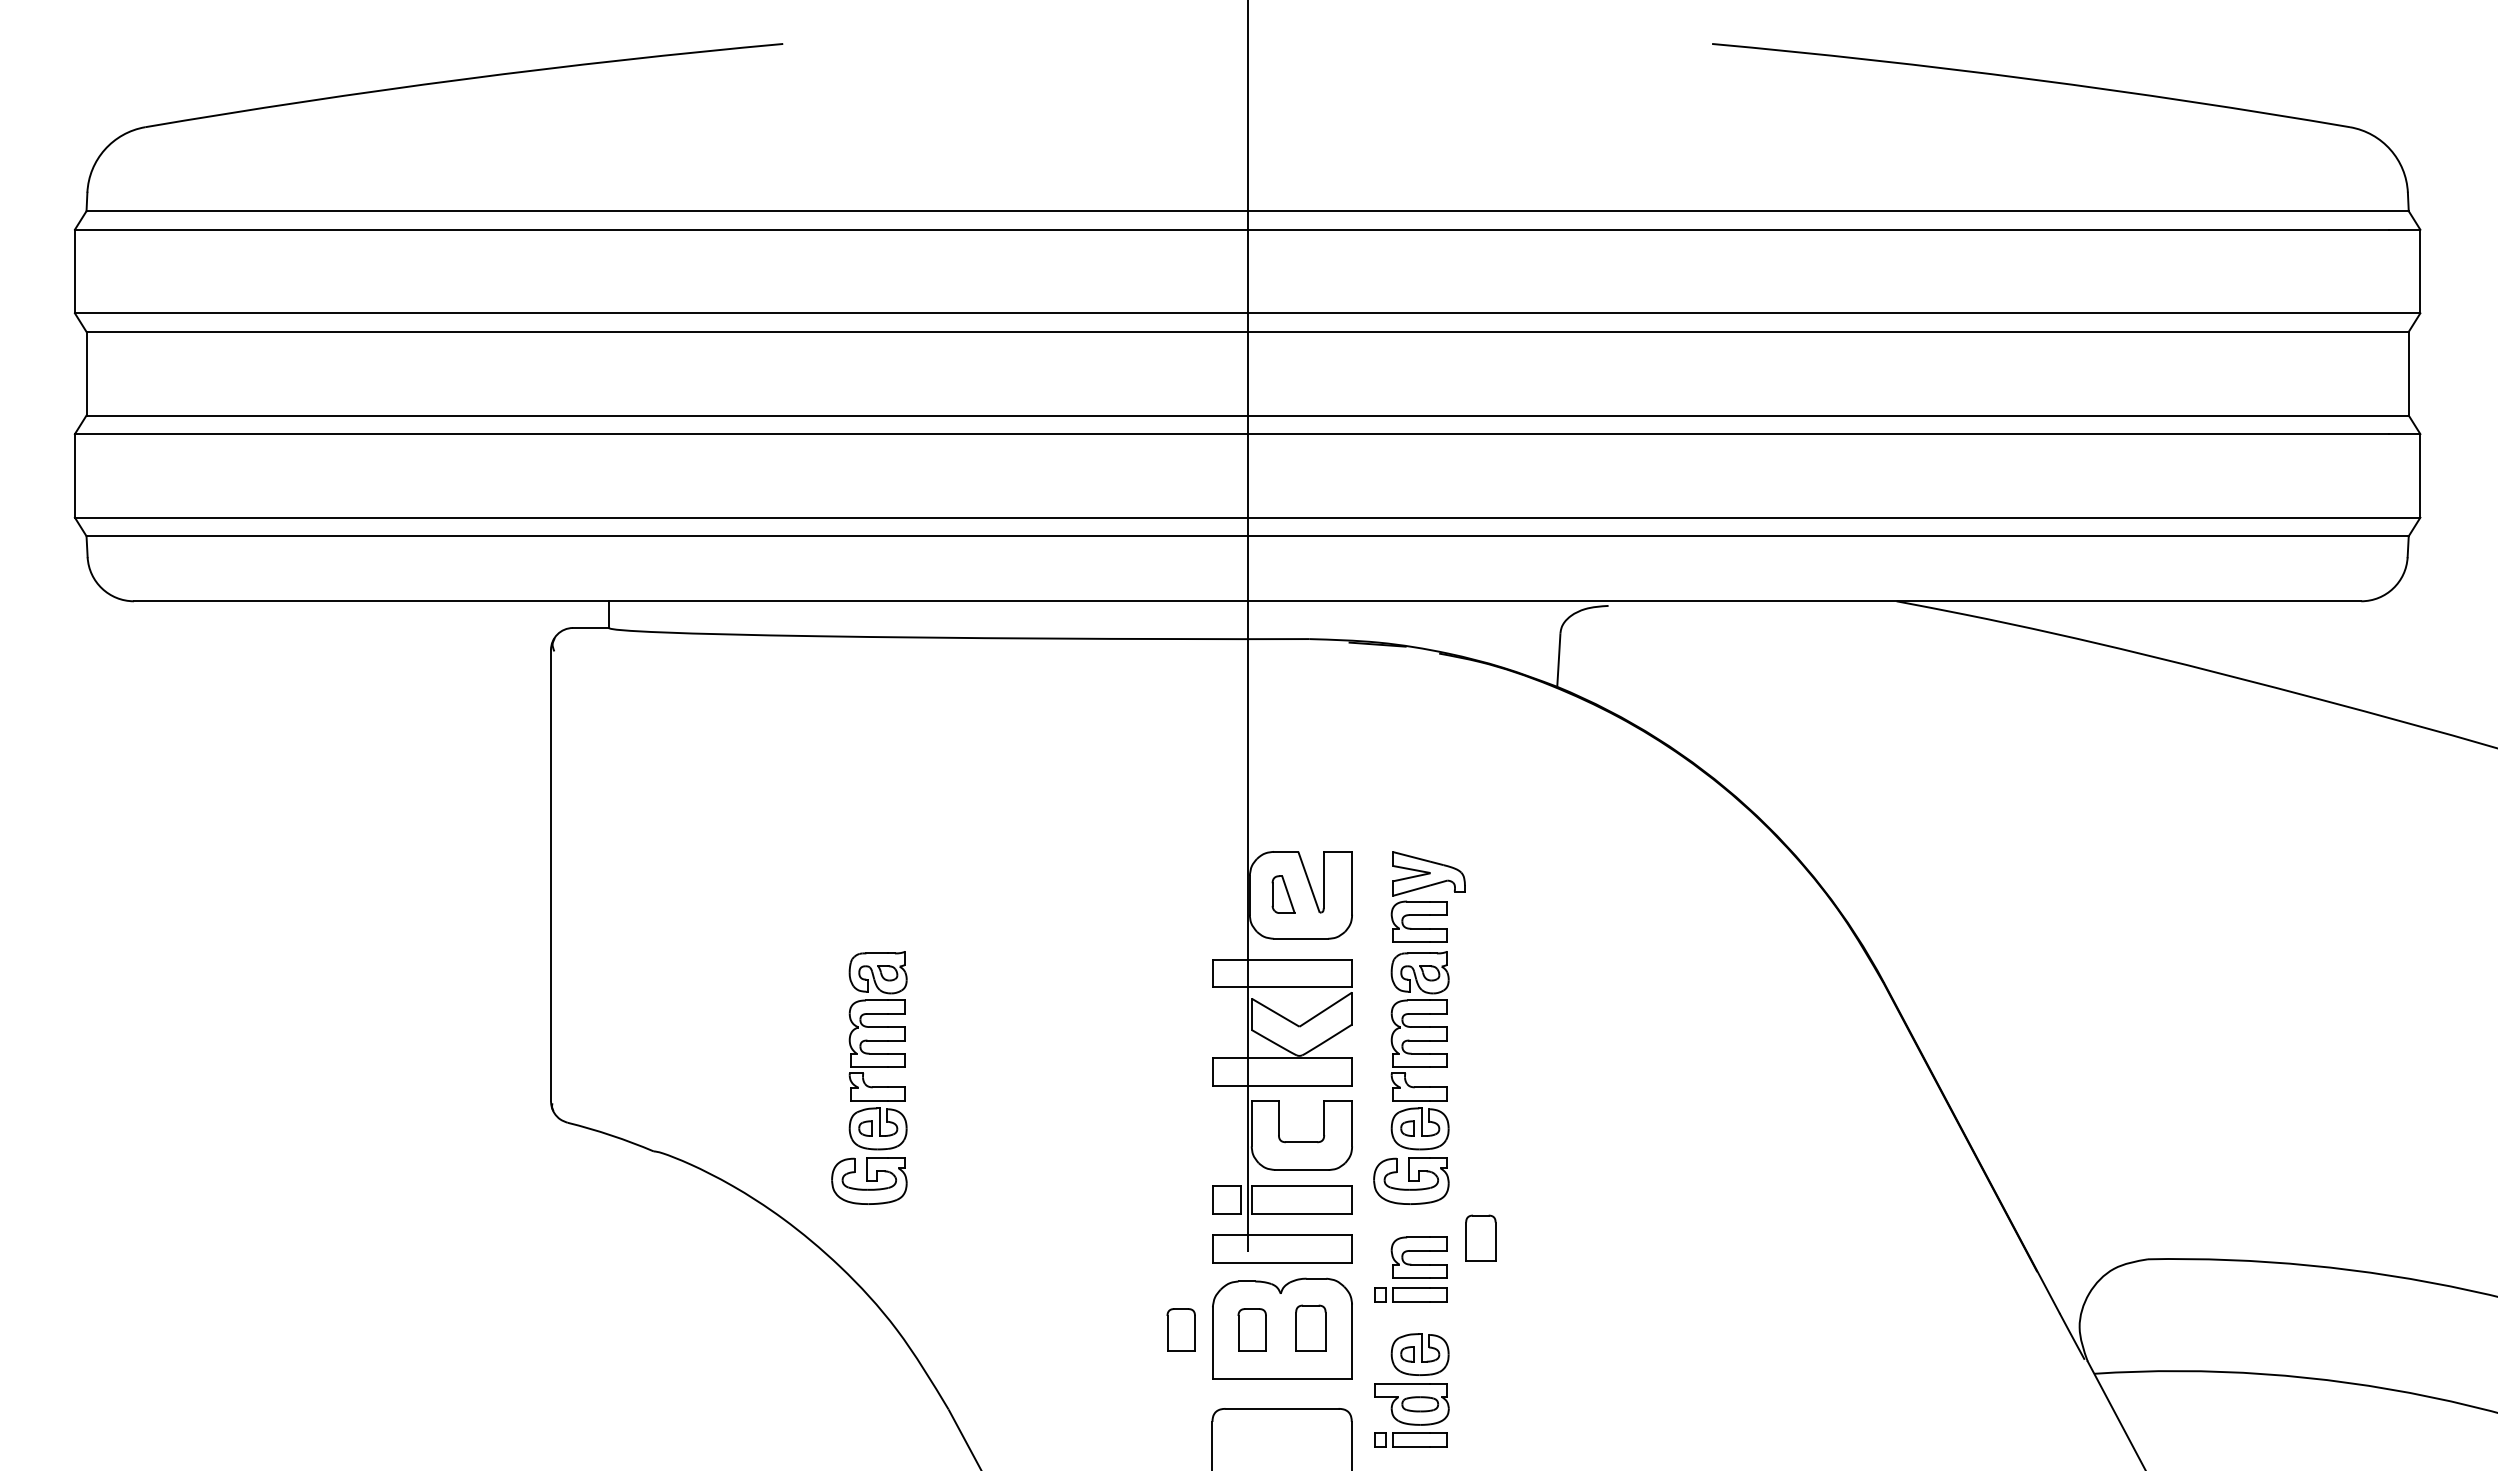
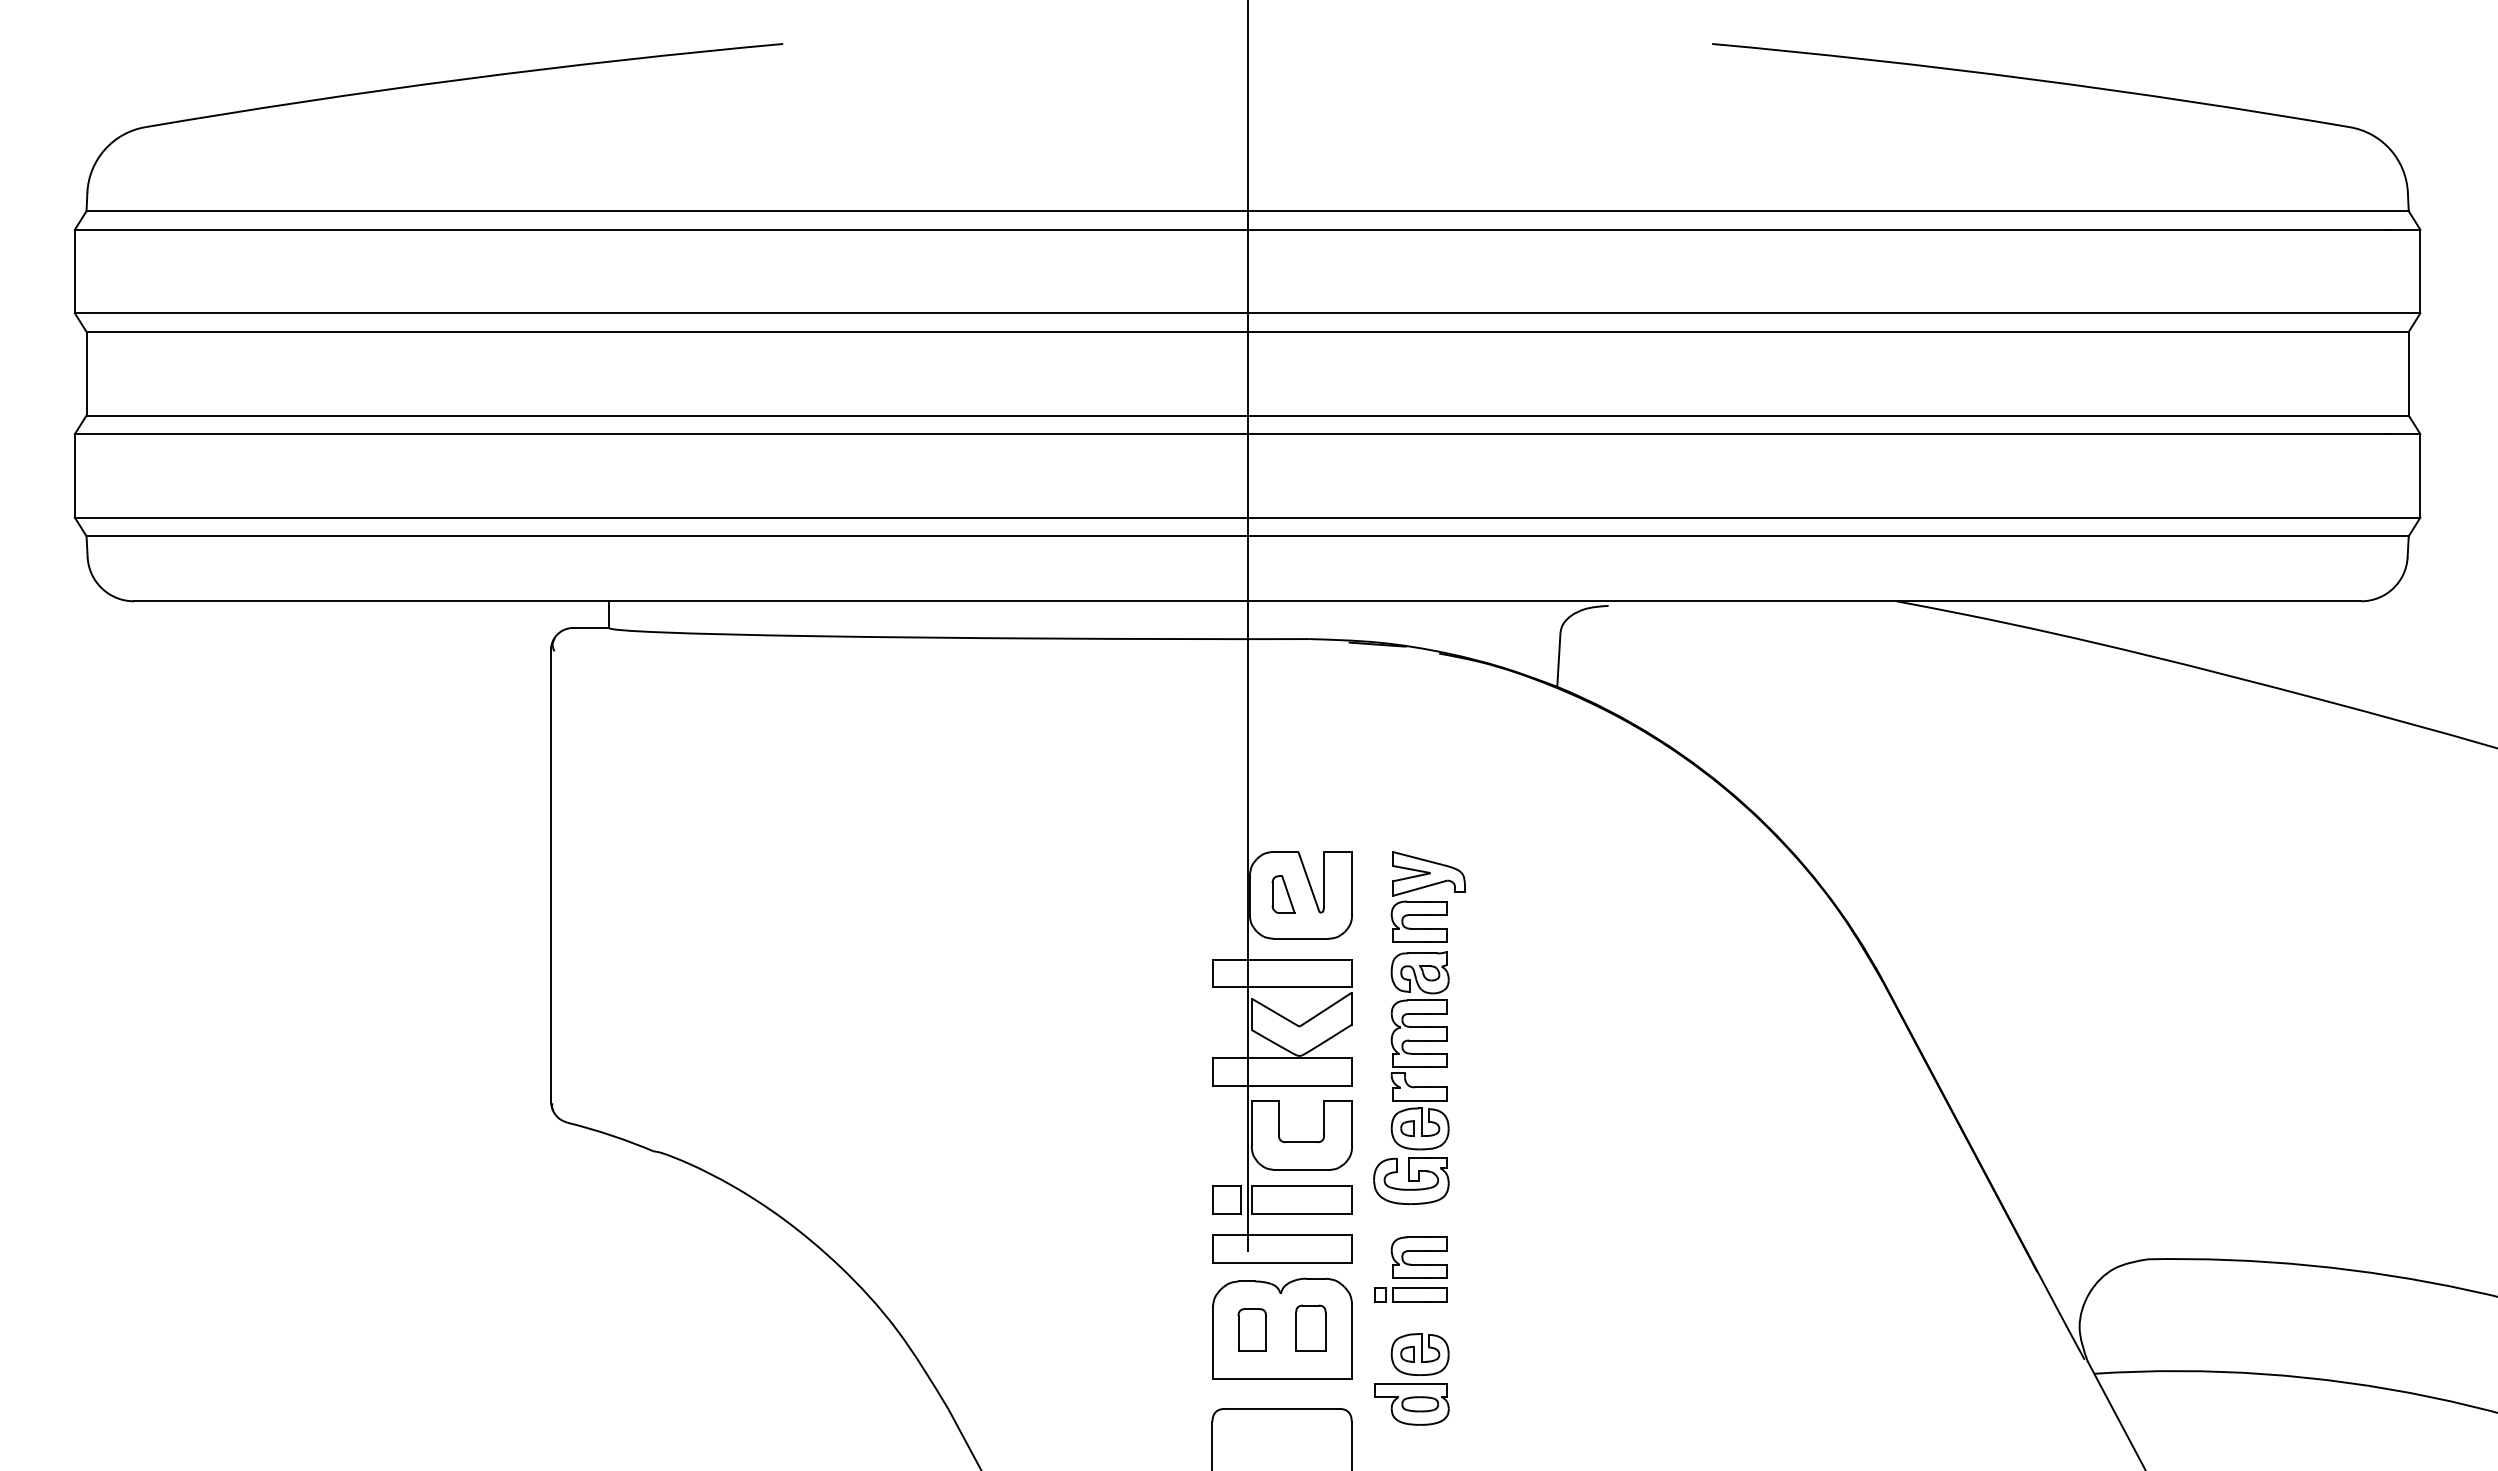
part: present -> none (869, 1077)
part: present -> none (1480, 1237)
part: present -> none (1180, 1329)
part: present -> none (1410, 1439)
